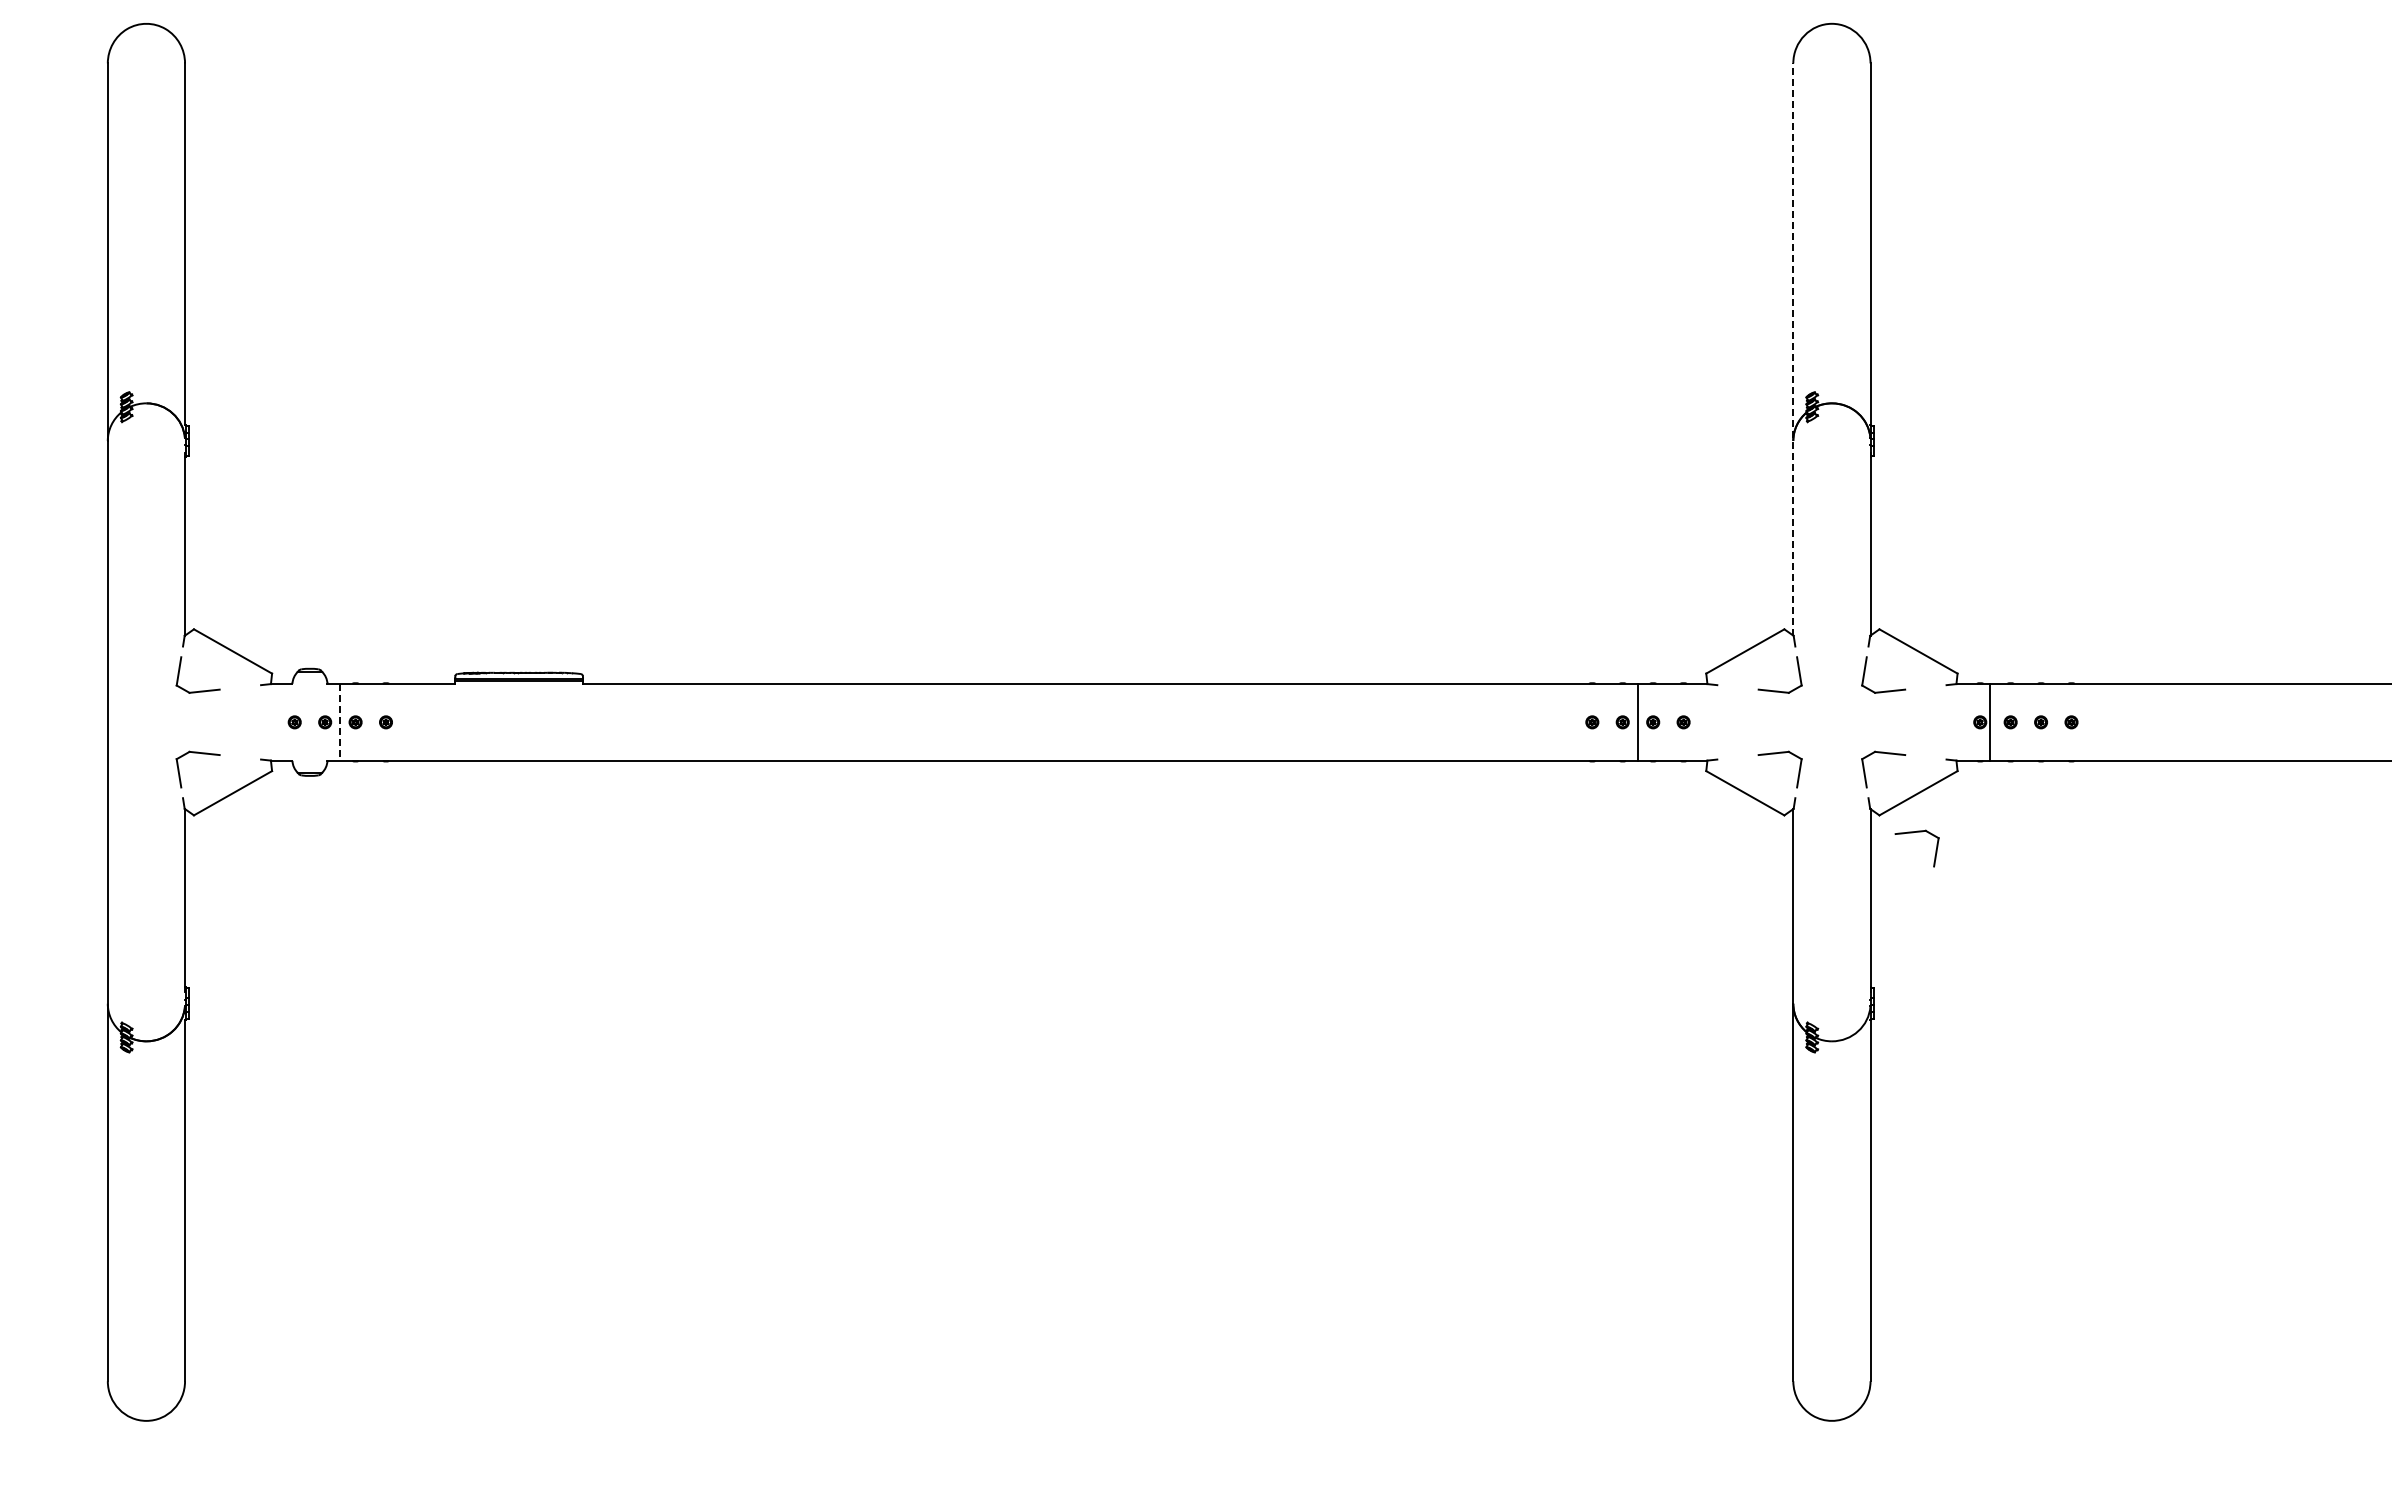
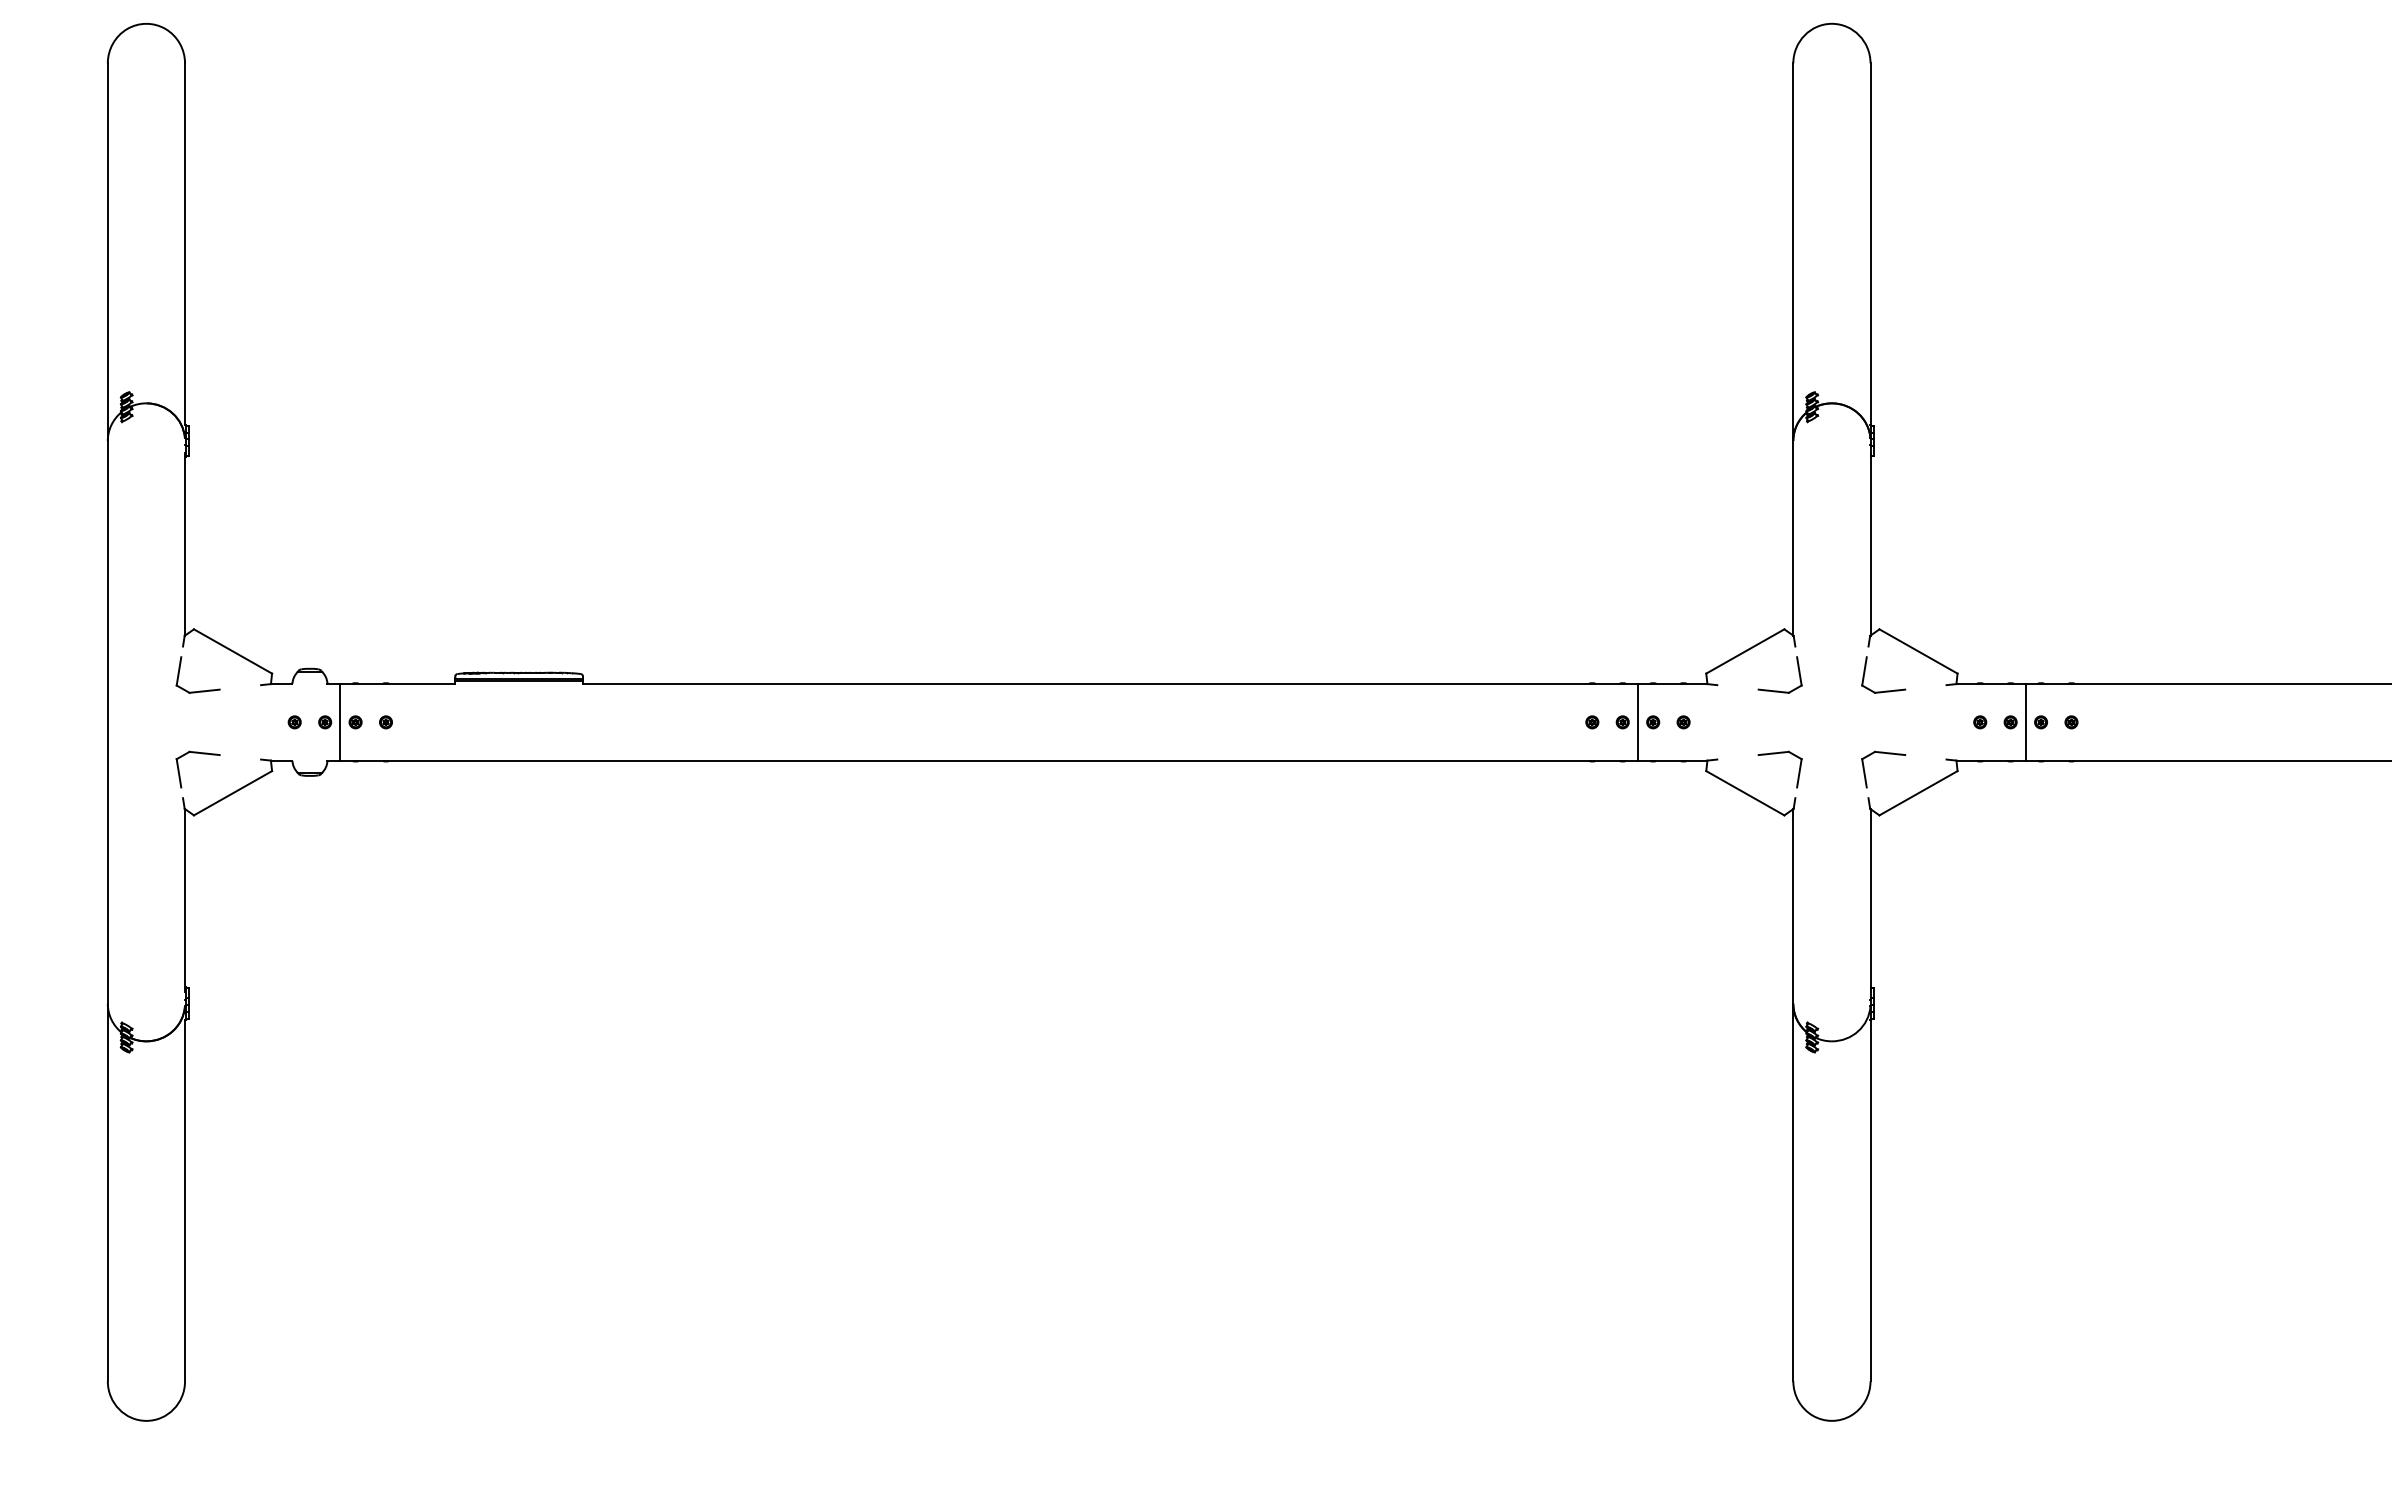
line: dashed -> solid (1793, 349)
line: dashed -> solid (340, 722)
line position: (1989, 722) -> (2025, 722) (2025, 722)
part: present -> none (1913, 833)
